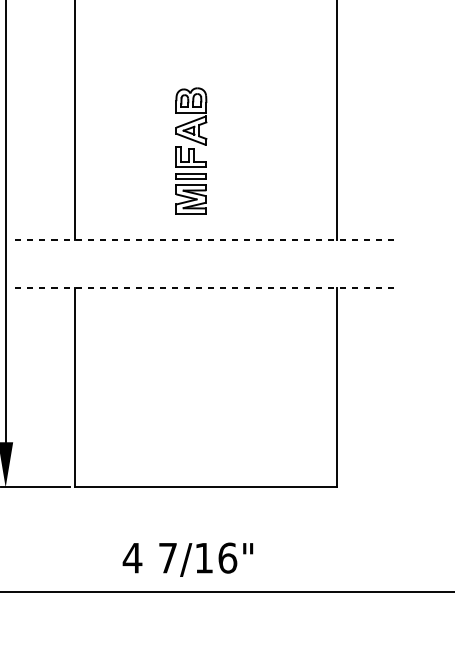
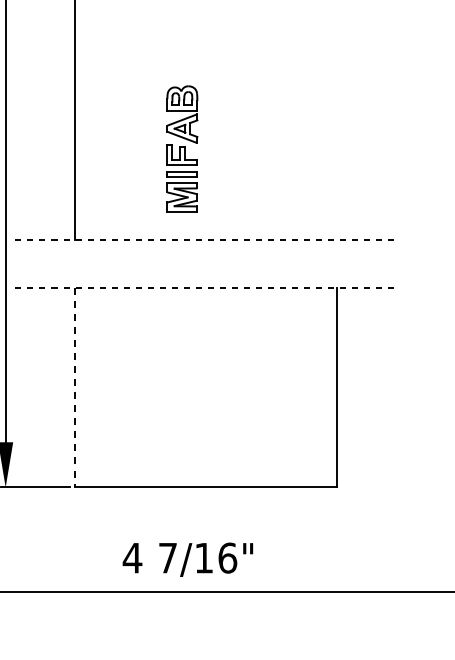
line: present -> none (337, 121)
part position: (191, 150) -> (182, 148) (182, 148)
line: solid -> dashed (75, 387)
